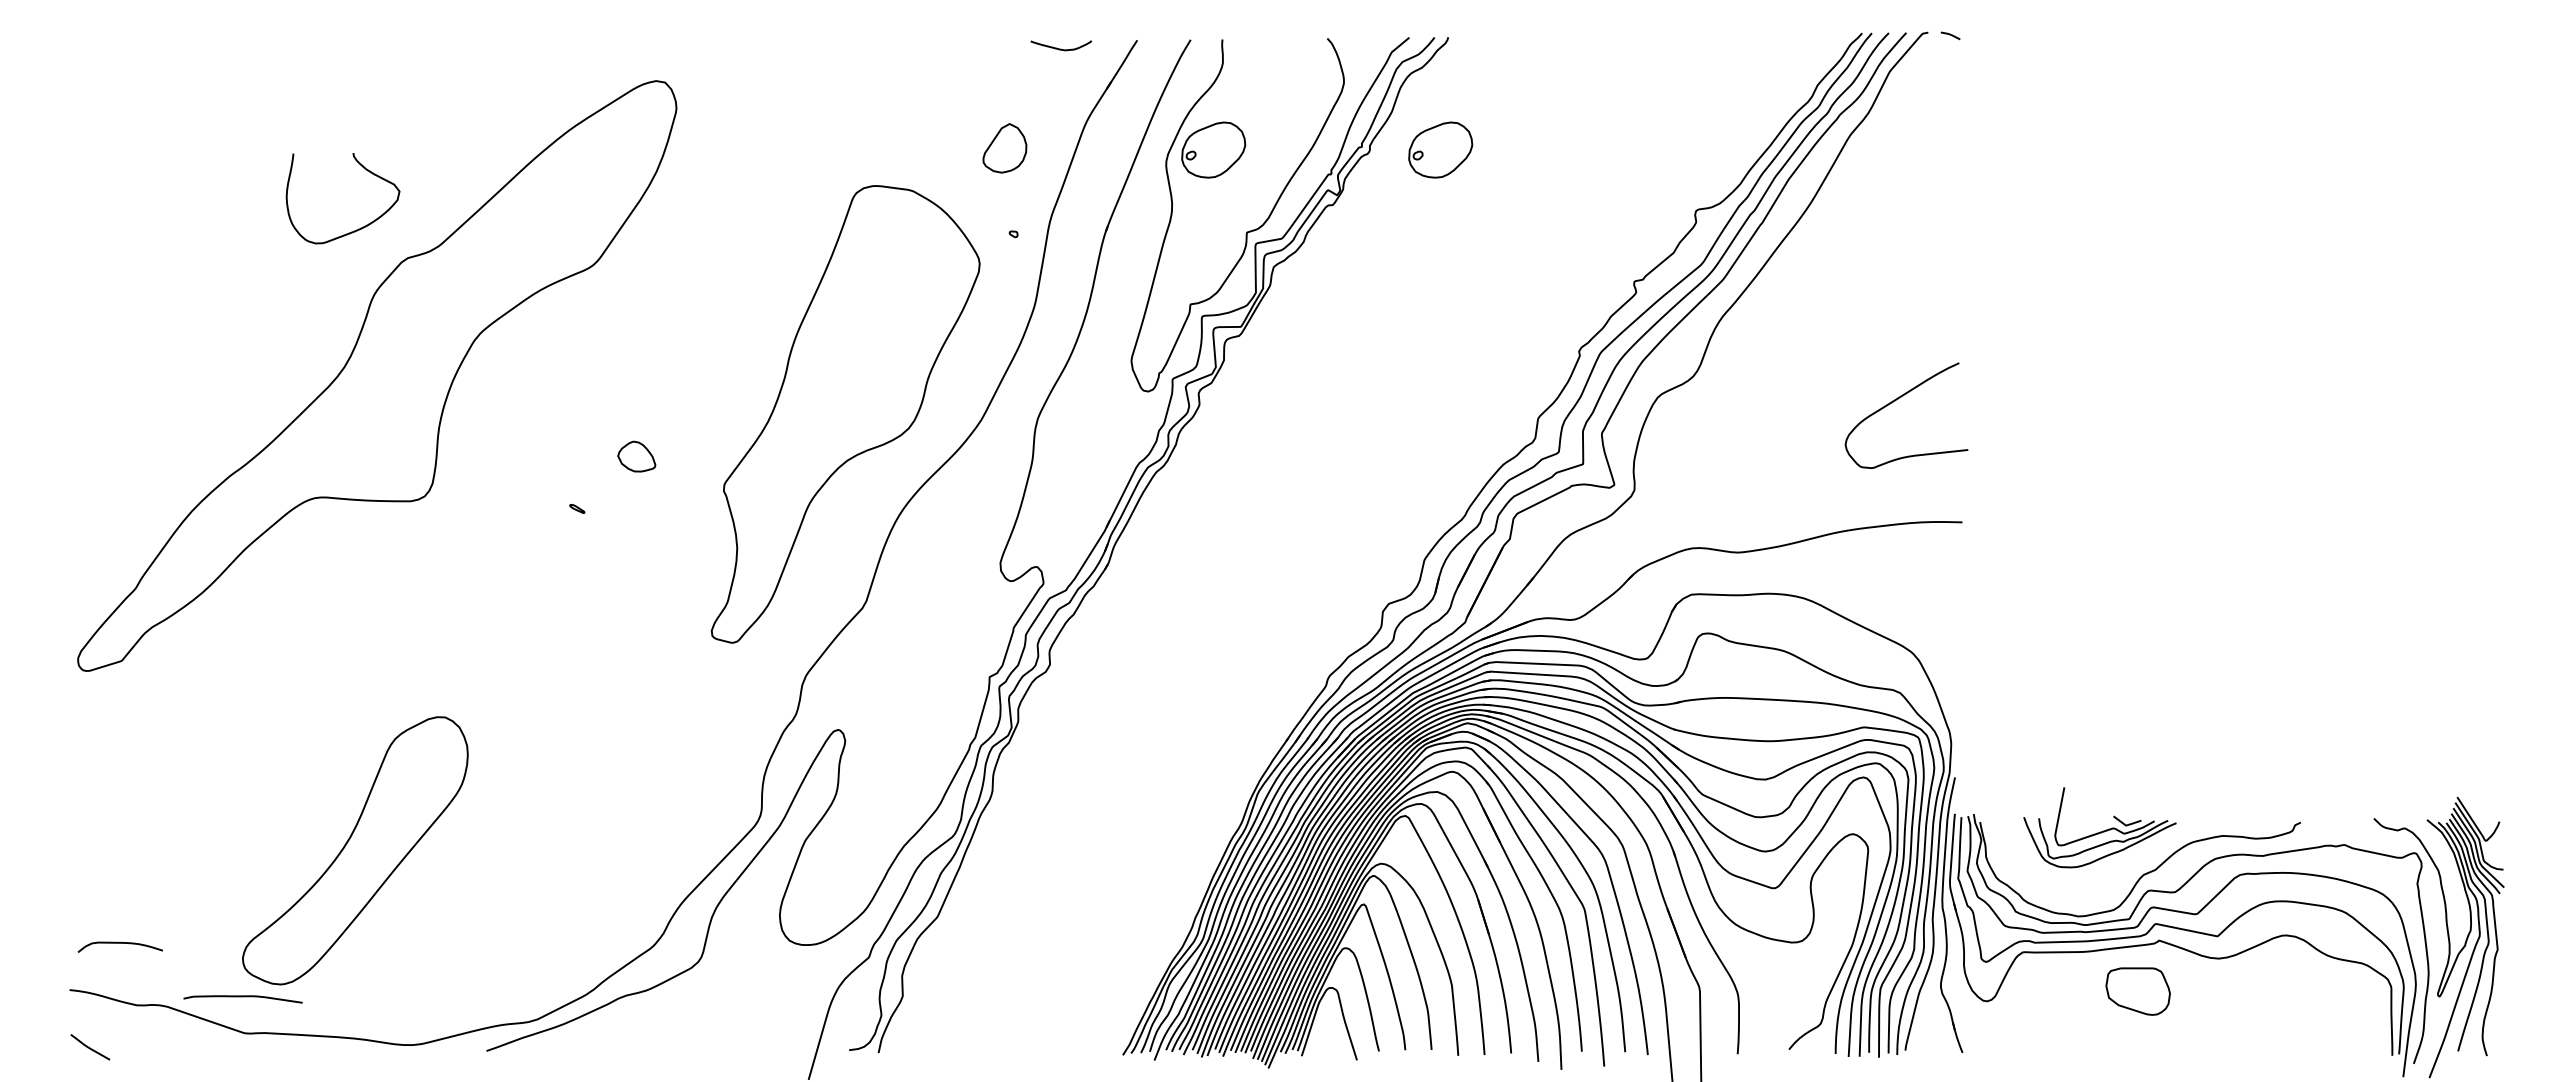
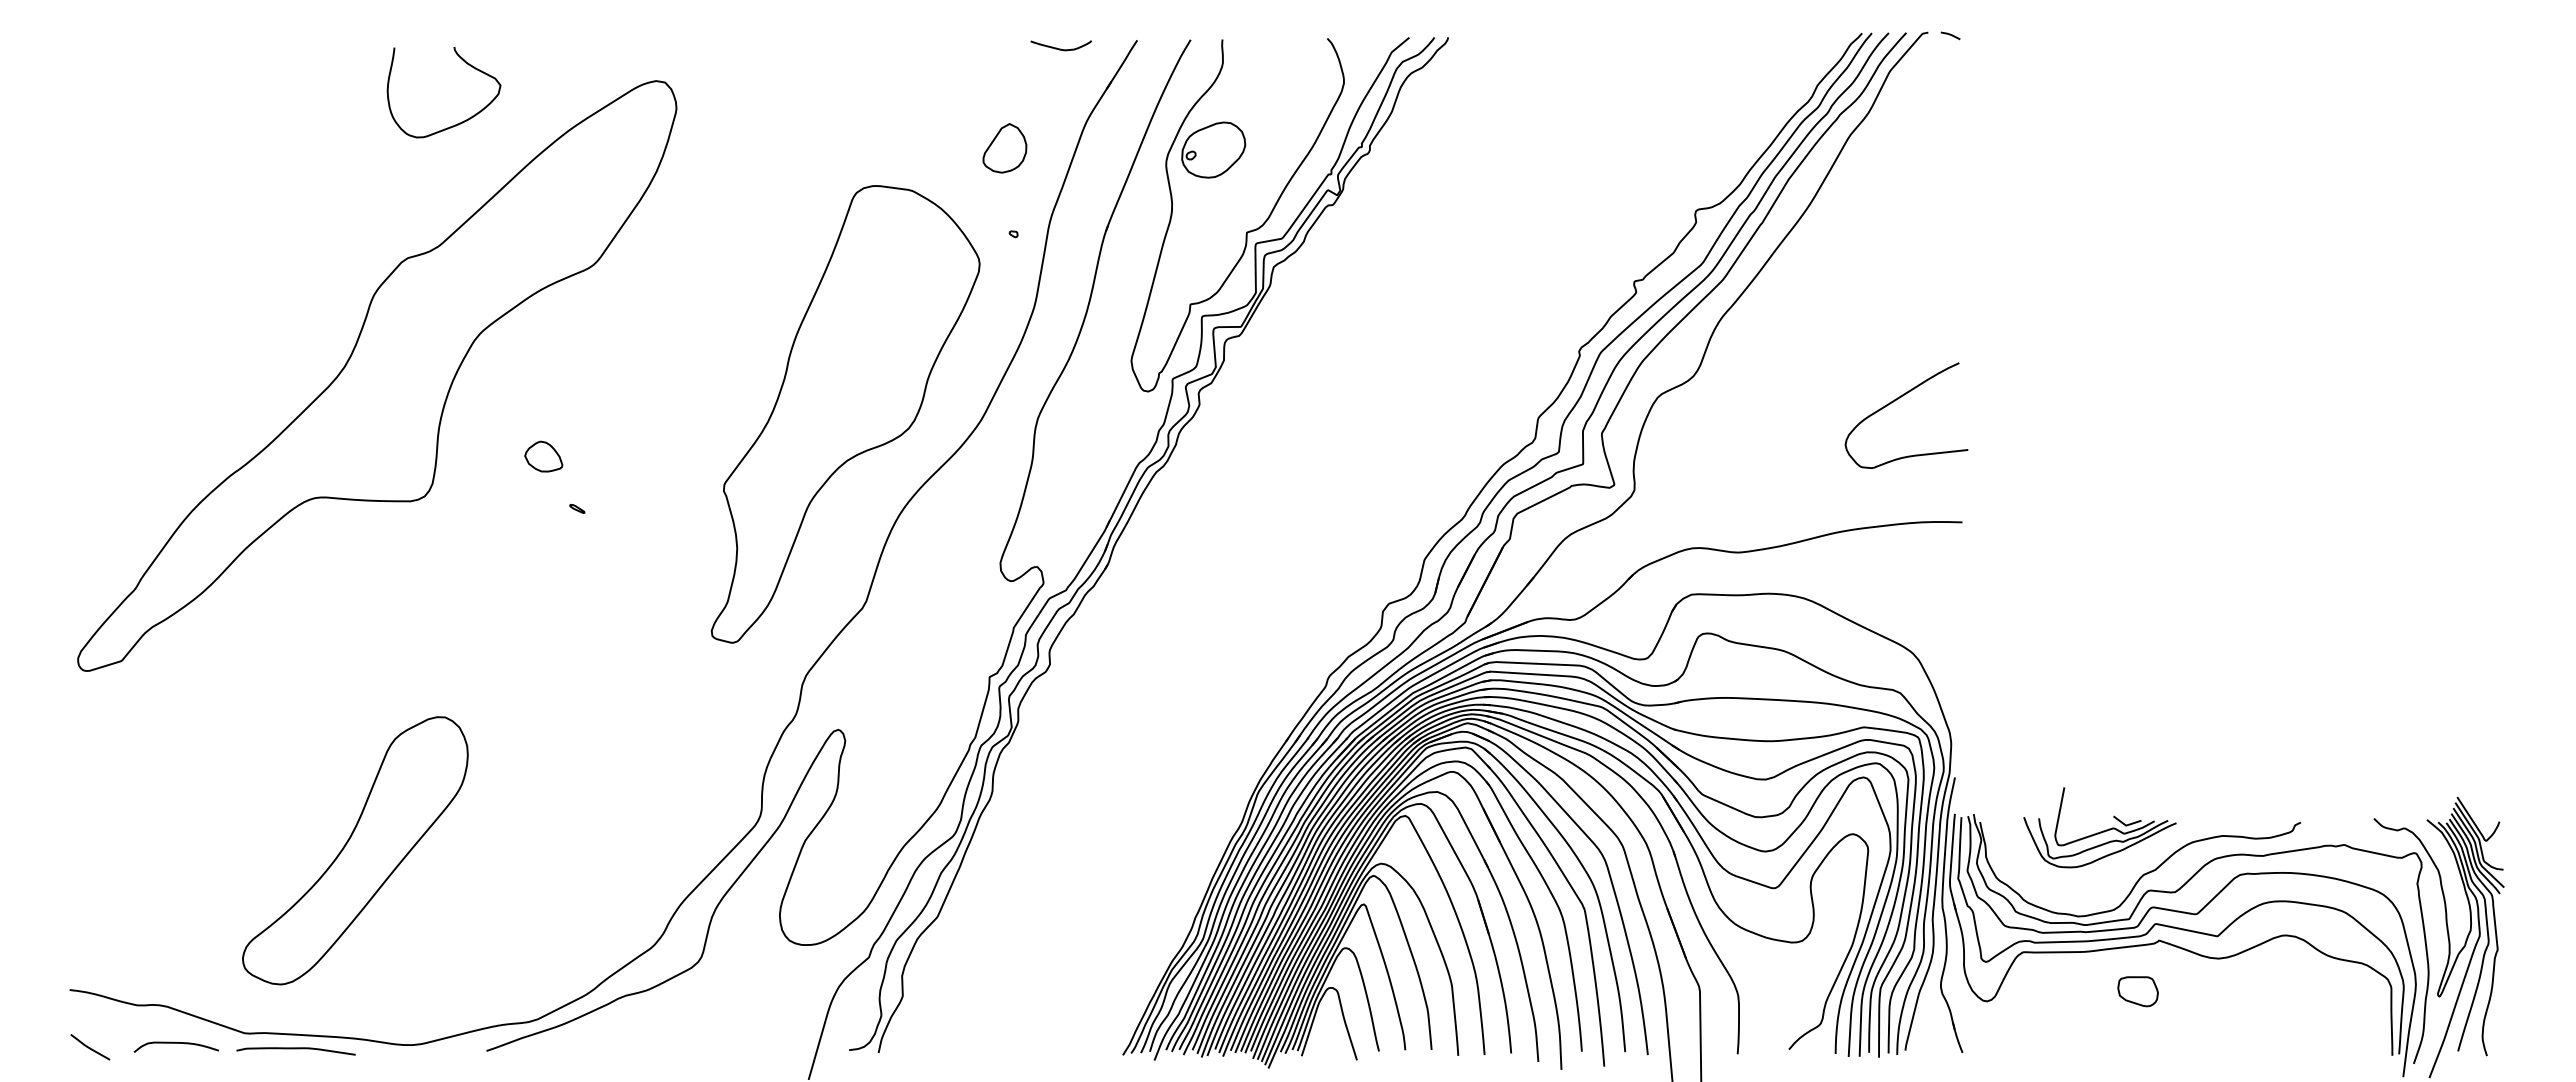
part: present -> none (1440, 149)
curve position: (358, 228) -> (459, 122) (459, 122)
part position: (636, 456) -> (543, 456) (543, 456)
curve position: (119, 943) -> (175, 1043) (175, 1043)
part size: 66x49 px -> 42x32 px (2137, 991)
curve position: (242, 997) -> (295, 1049) (295, 1049)
